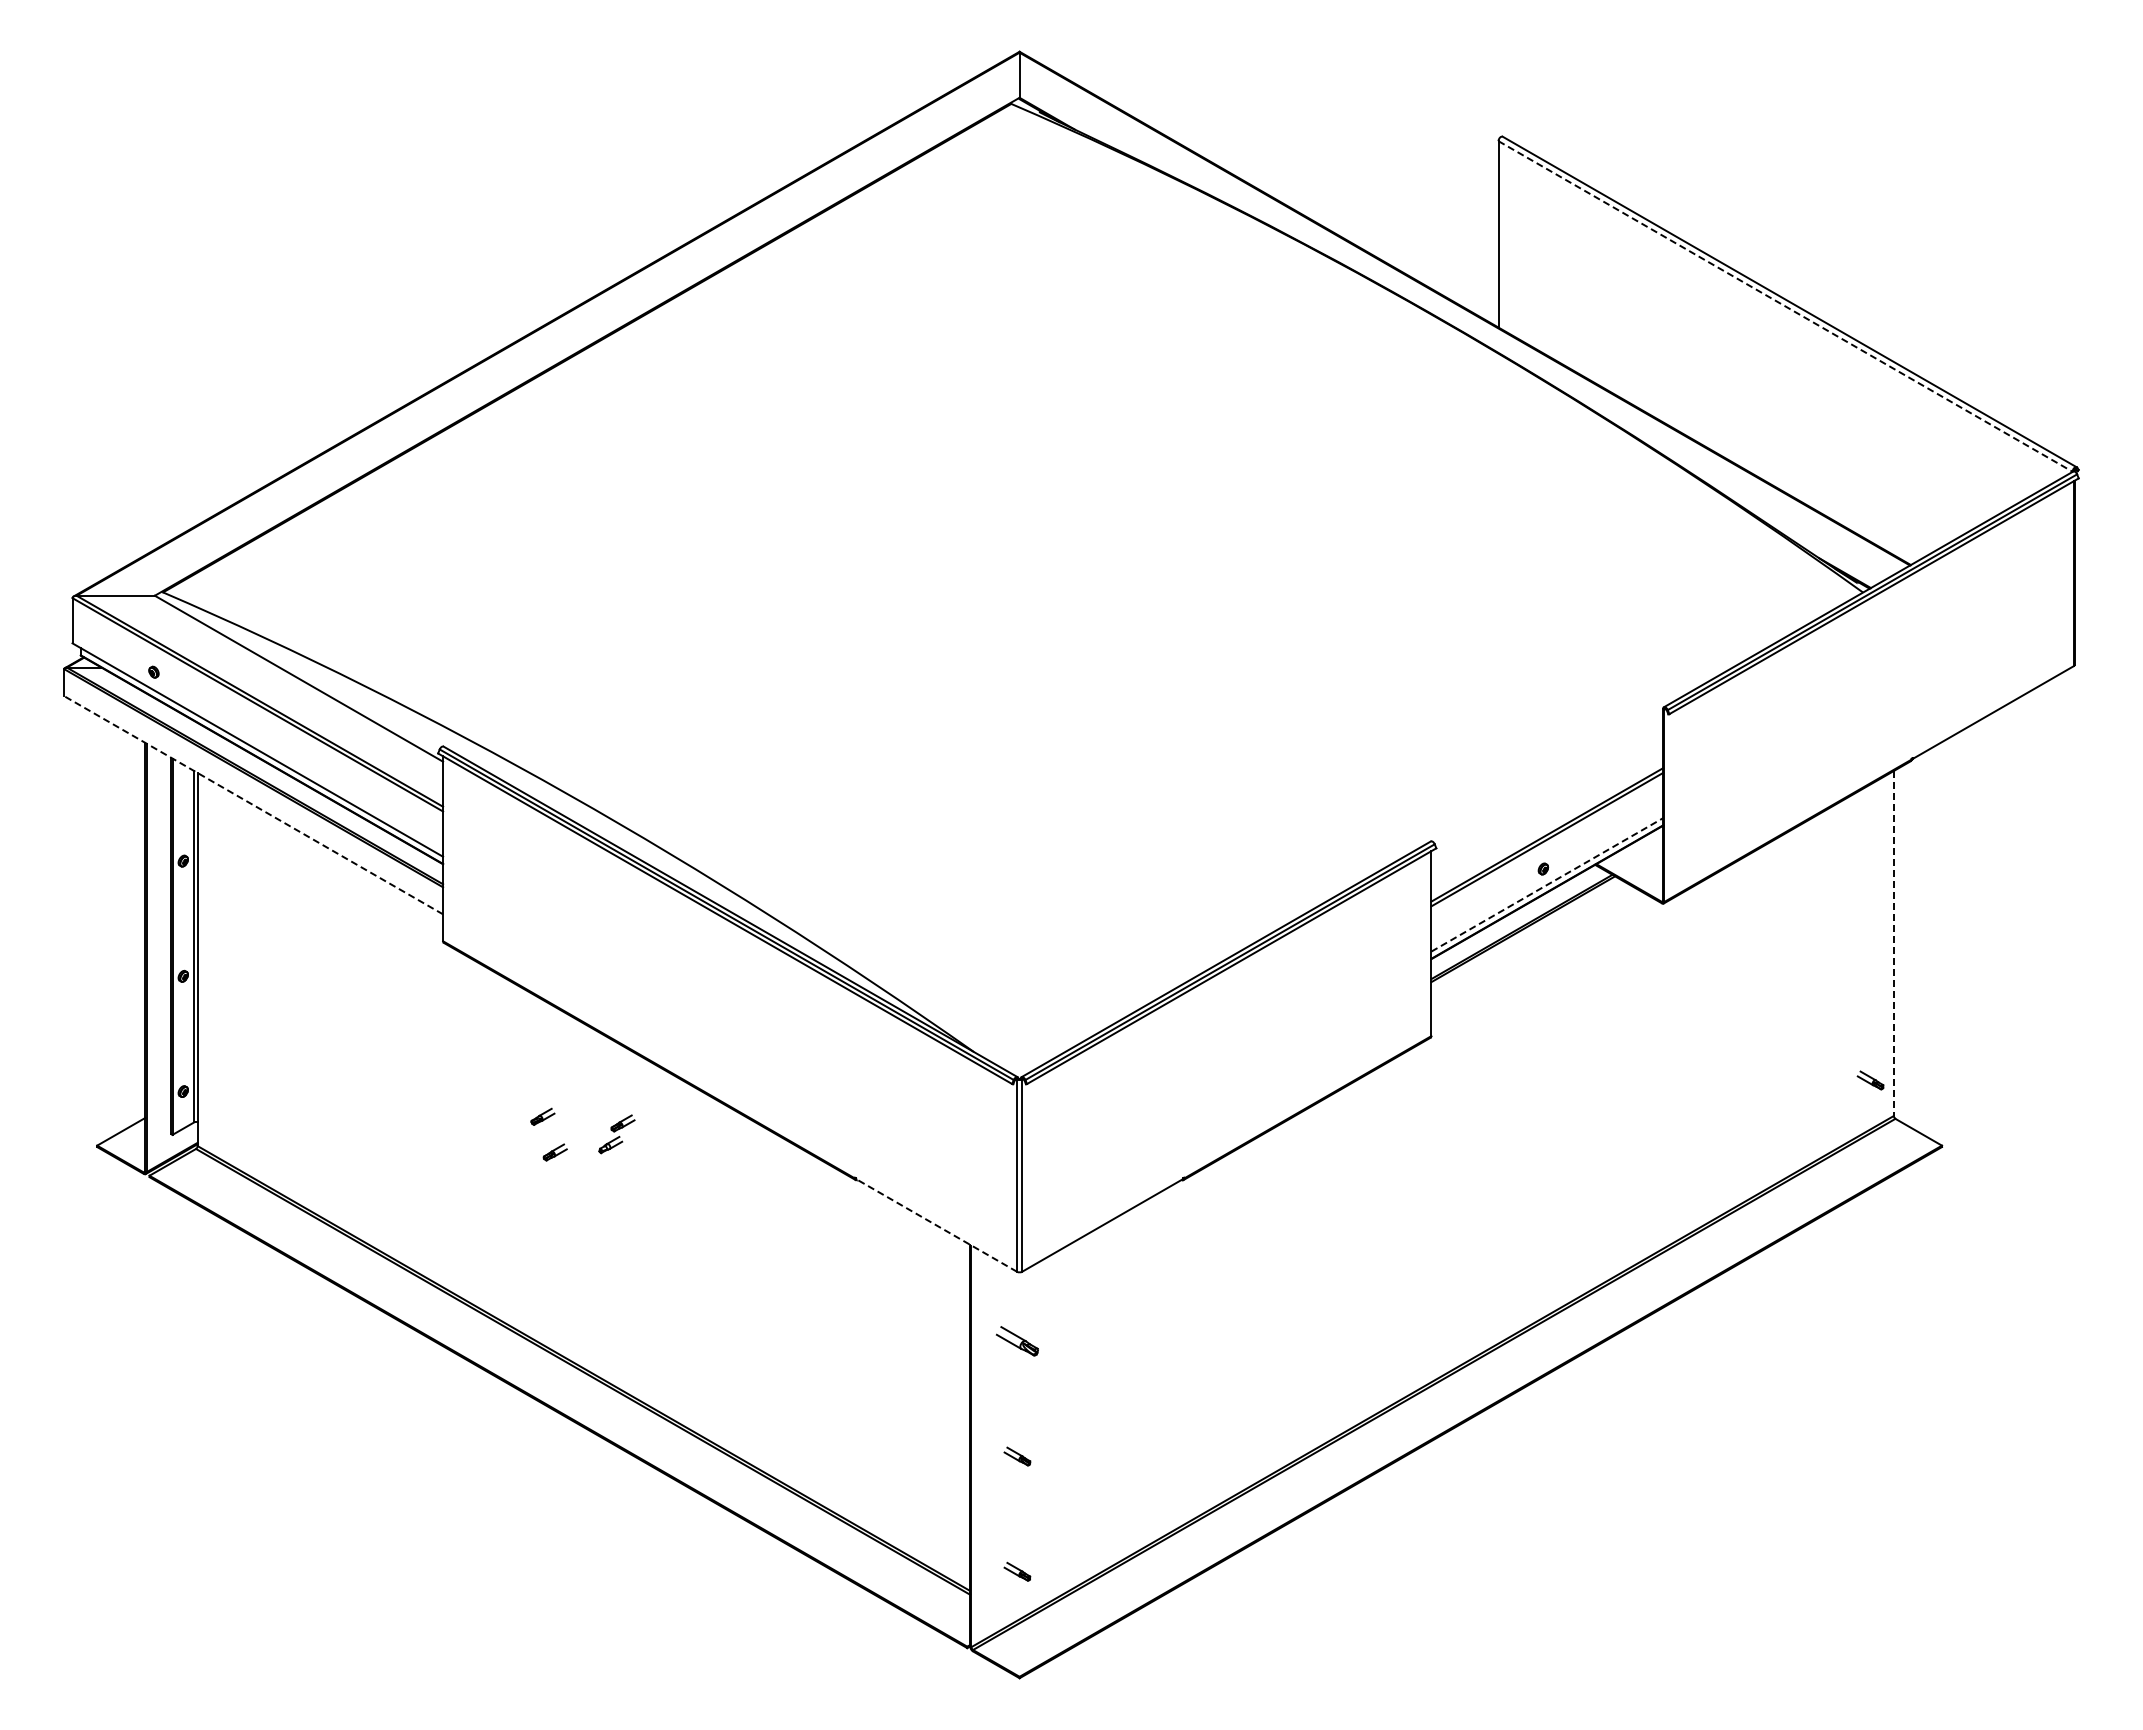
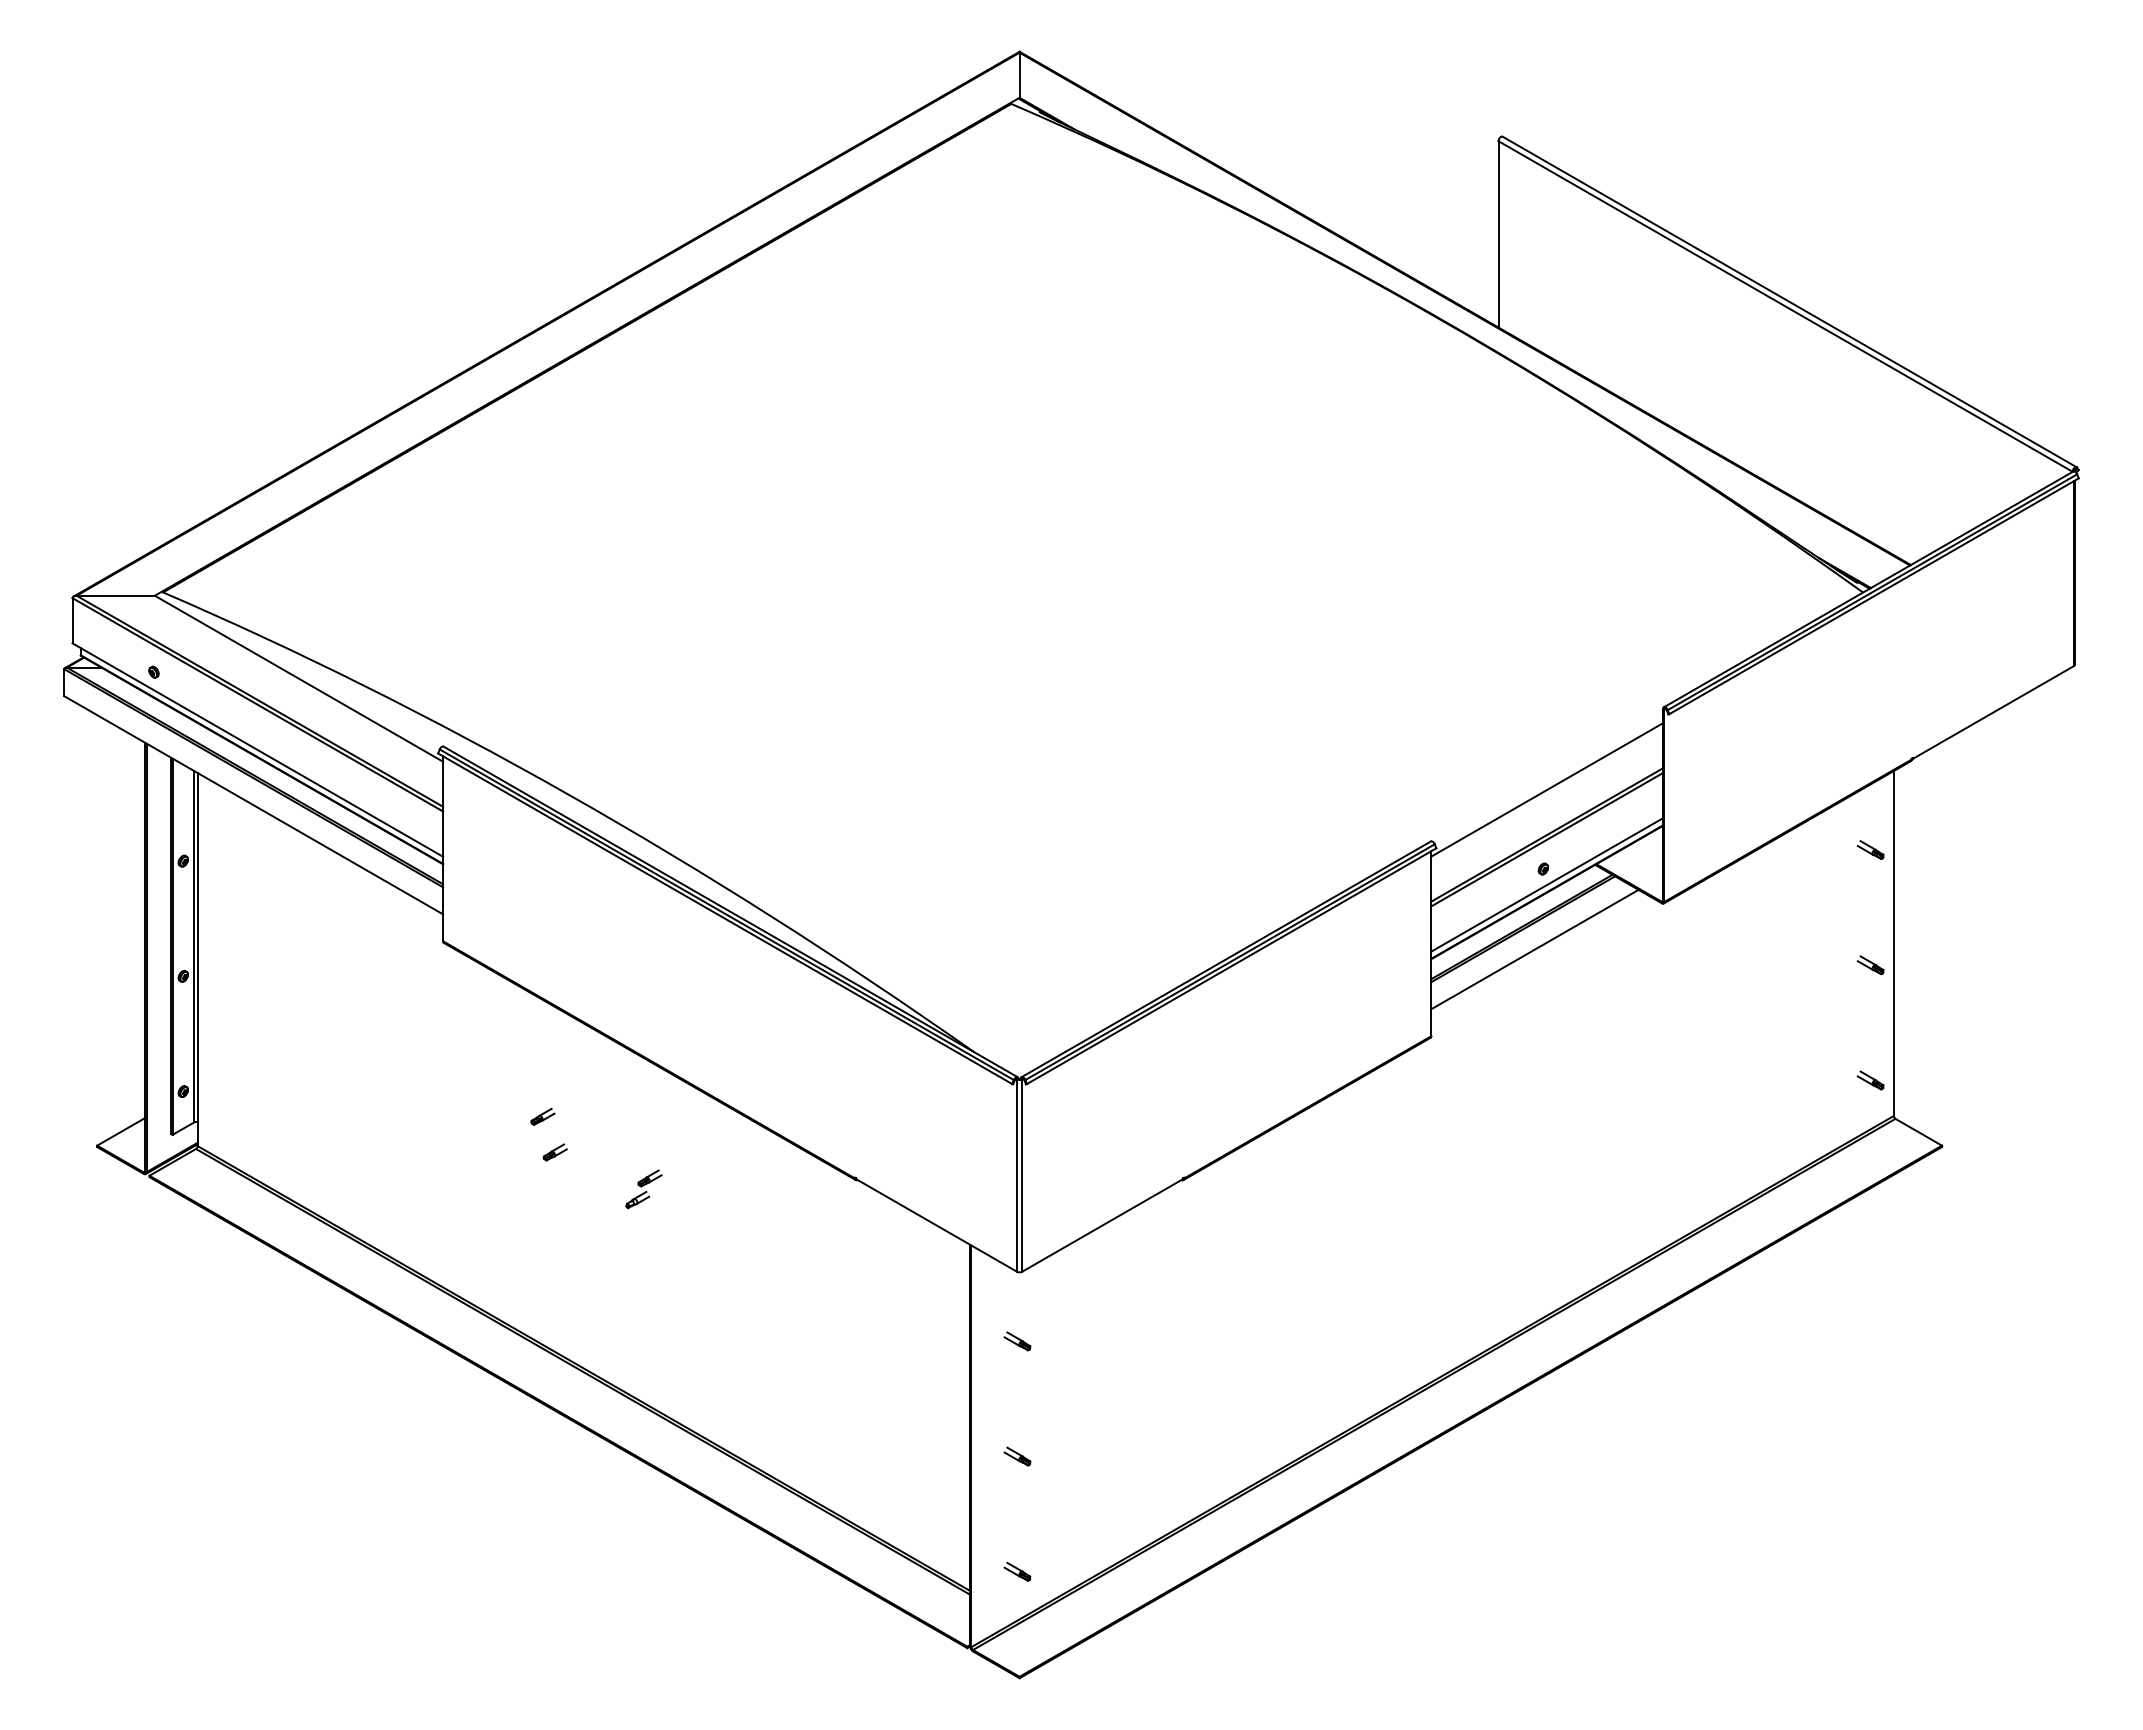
line: dashed -> solid (1785, 306)
line: none -> present (1547, 789)
line: dashed -> solid (253, 805)
part: none -> present (1870, 849)
line: dashed -> solid (1547, 884)
line: dashed -> solid (1893, 944)
line: none -> present (1534, 949)
part: none -> present (1870, 965)
part position: (616, 1134) -> (643, 1189) (643, 1189)
line: dashed -> solid (936, 1225)
part size: 43x31 px -> 29x21 px (1017, 1341)
